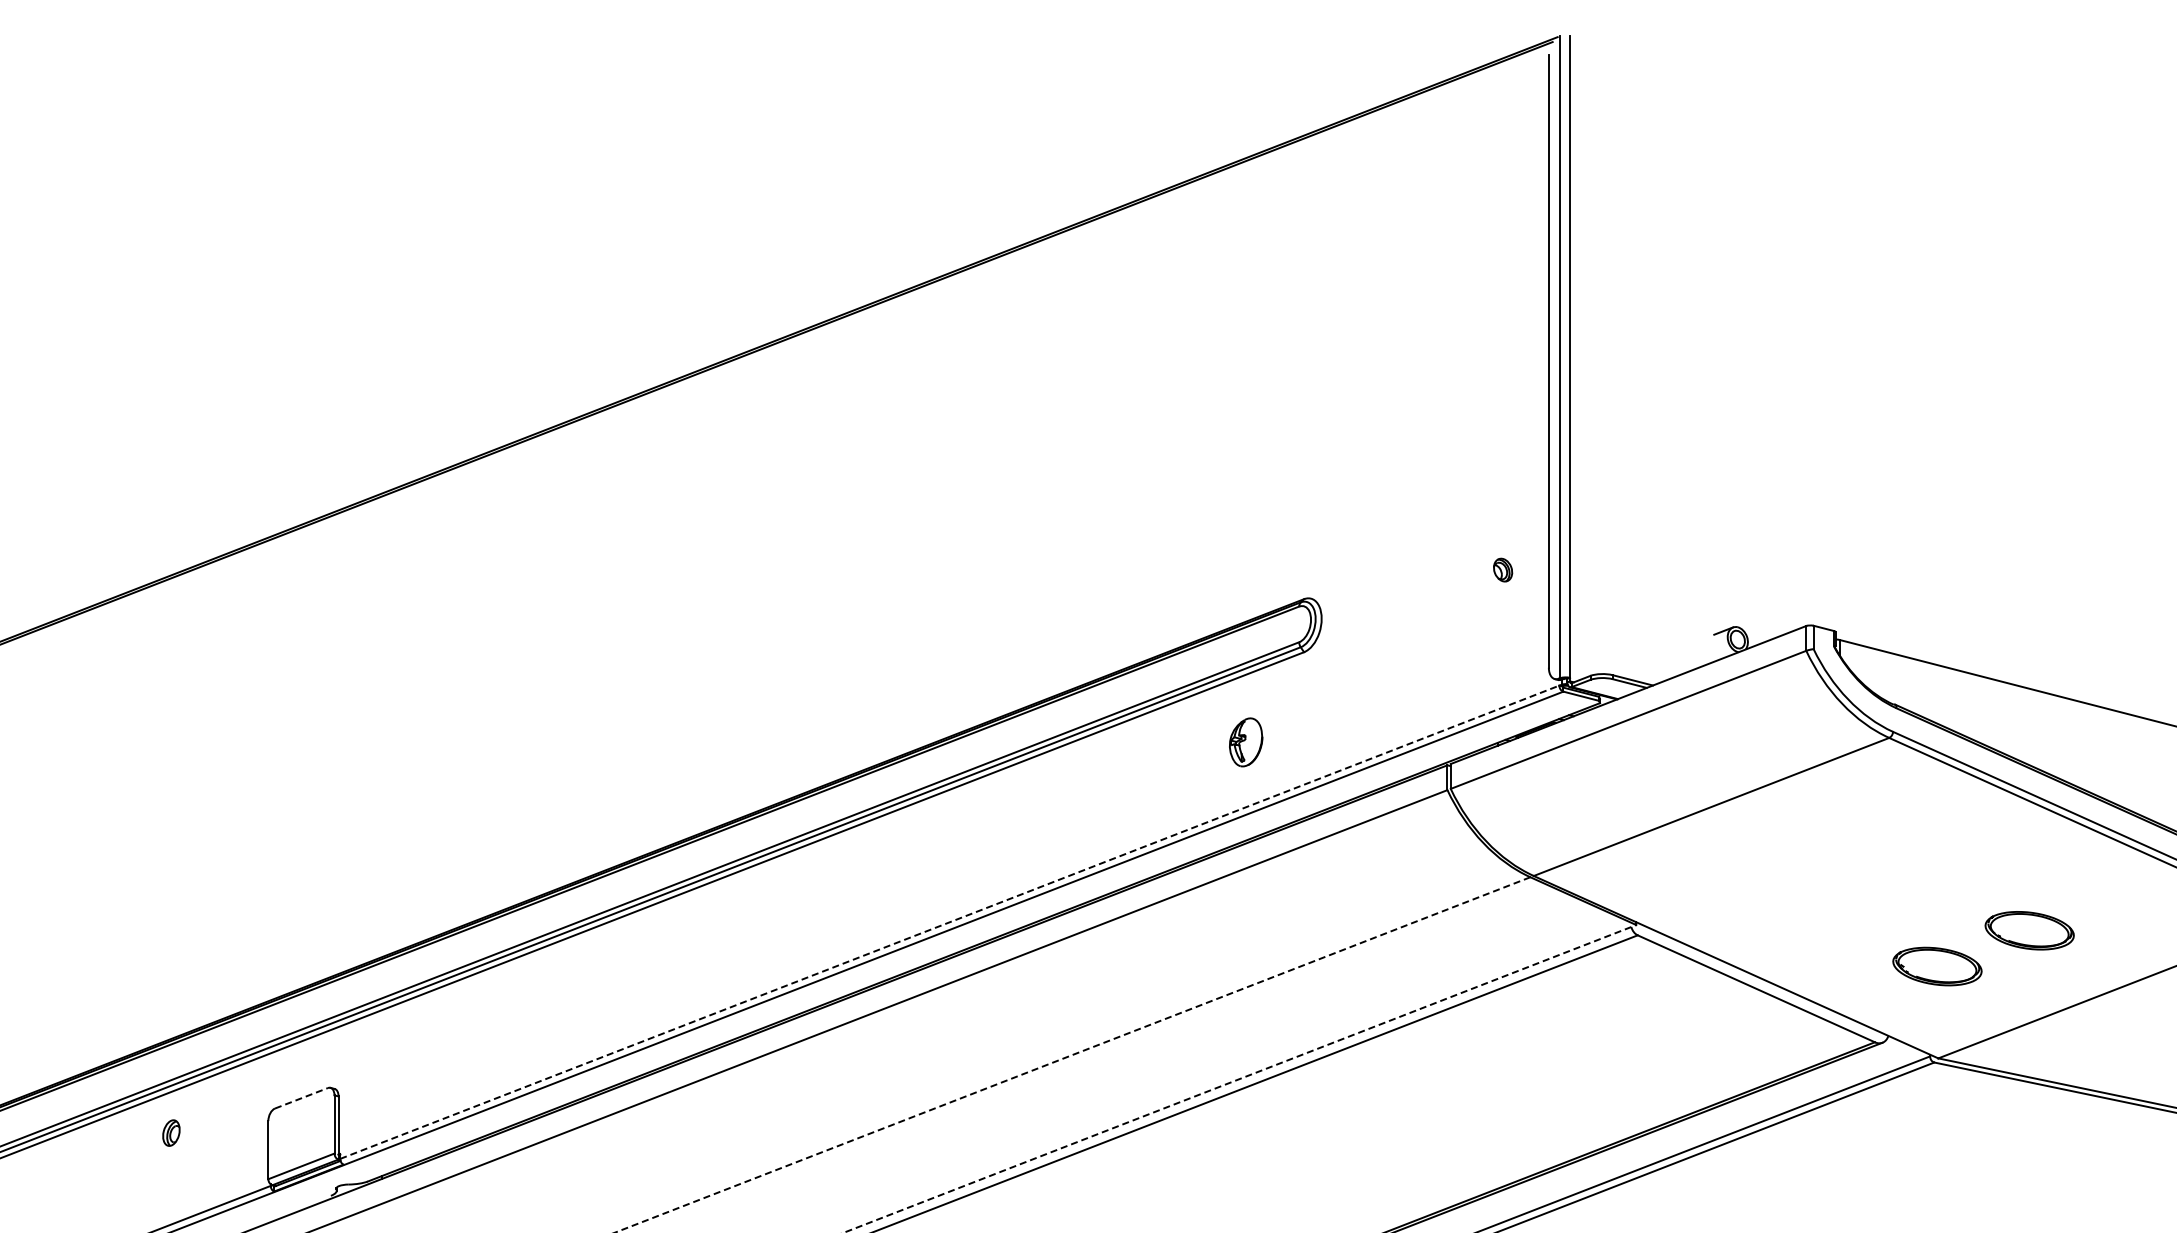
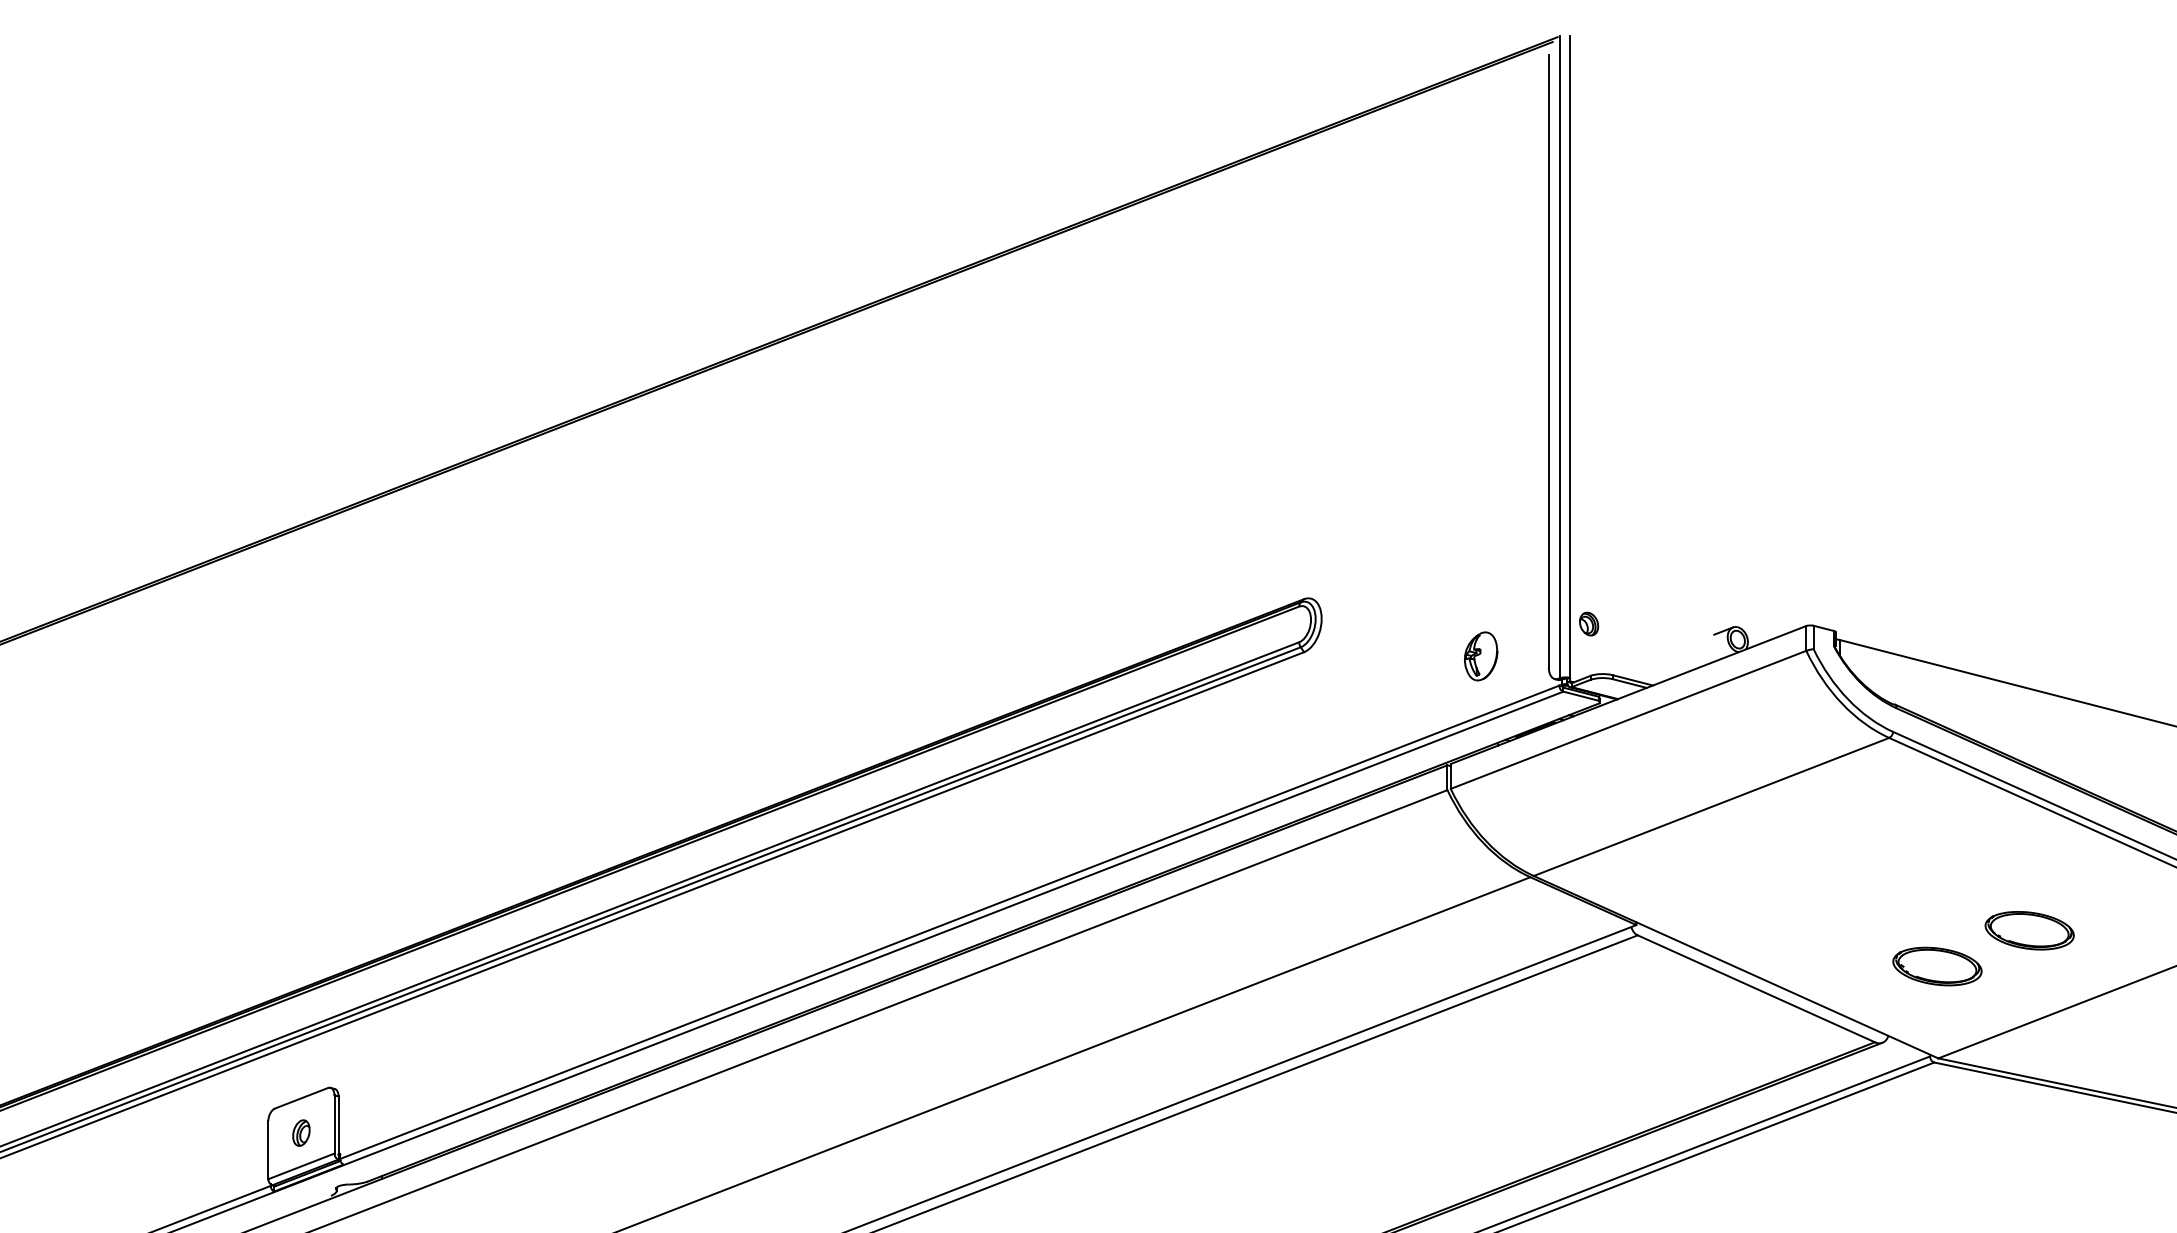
part position: (1503, 569) -> (1589, 623) (1589, 623)
part position: (1246, 742) -> (1481, 656) (1481, 656)
line: dashed -> solid (949, 922)
line: dashed -> solid (1071, 1055)
line: dashed -> solid (1240, 1078)
line: dashed -> solid (301, 1098)
part position: (171, 1132) -> (301, 1132) (301, 1132)
